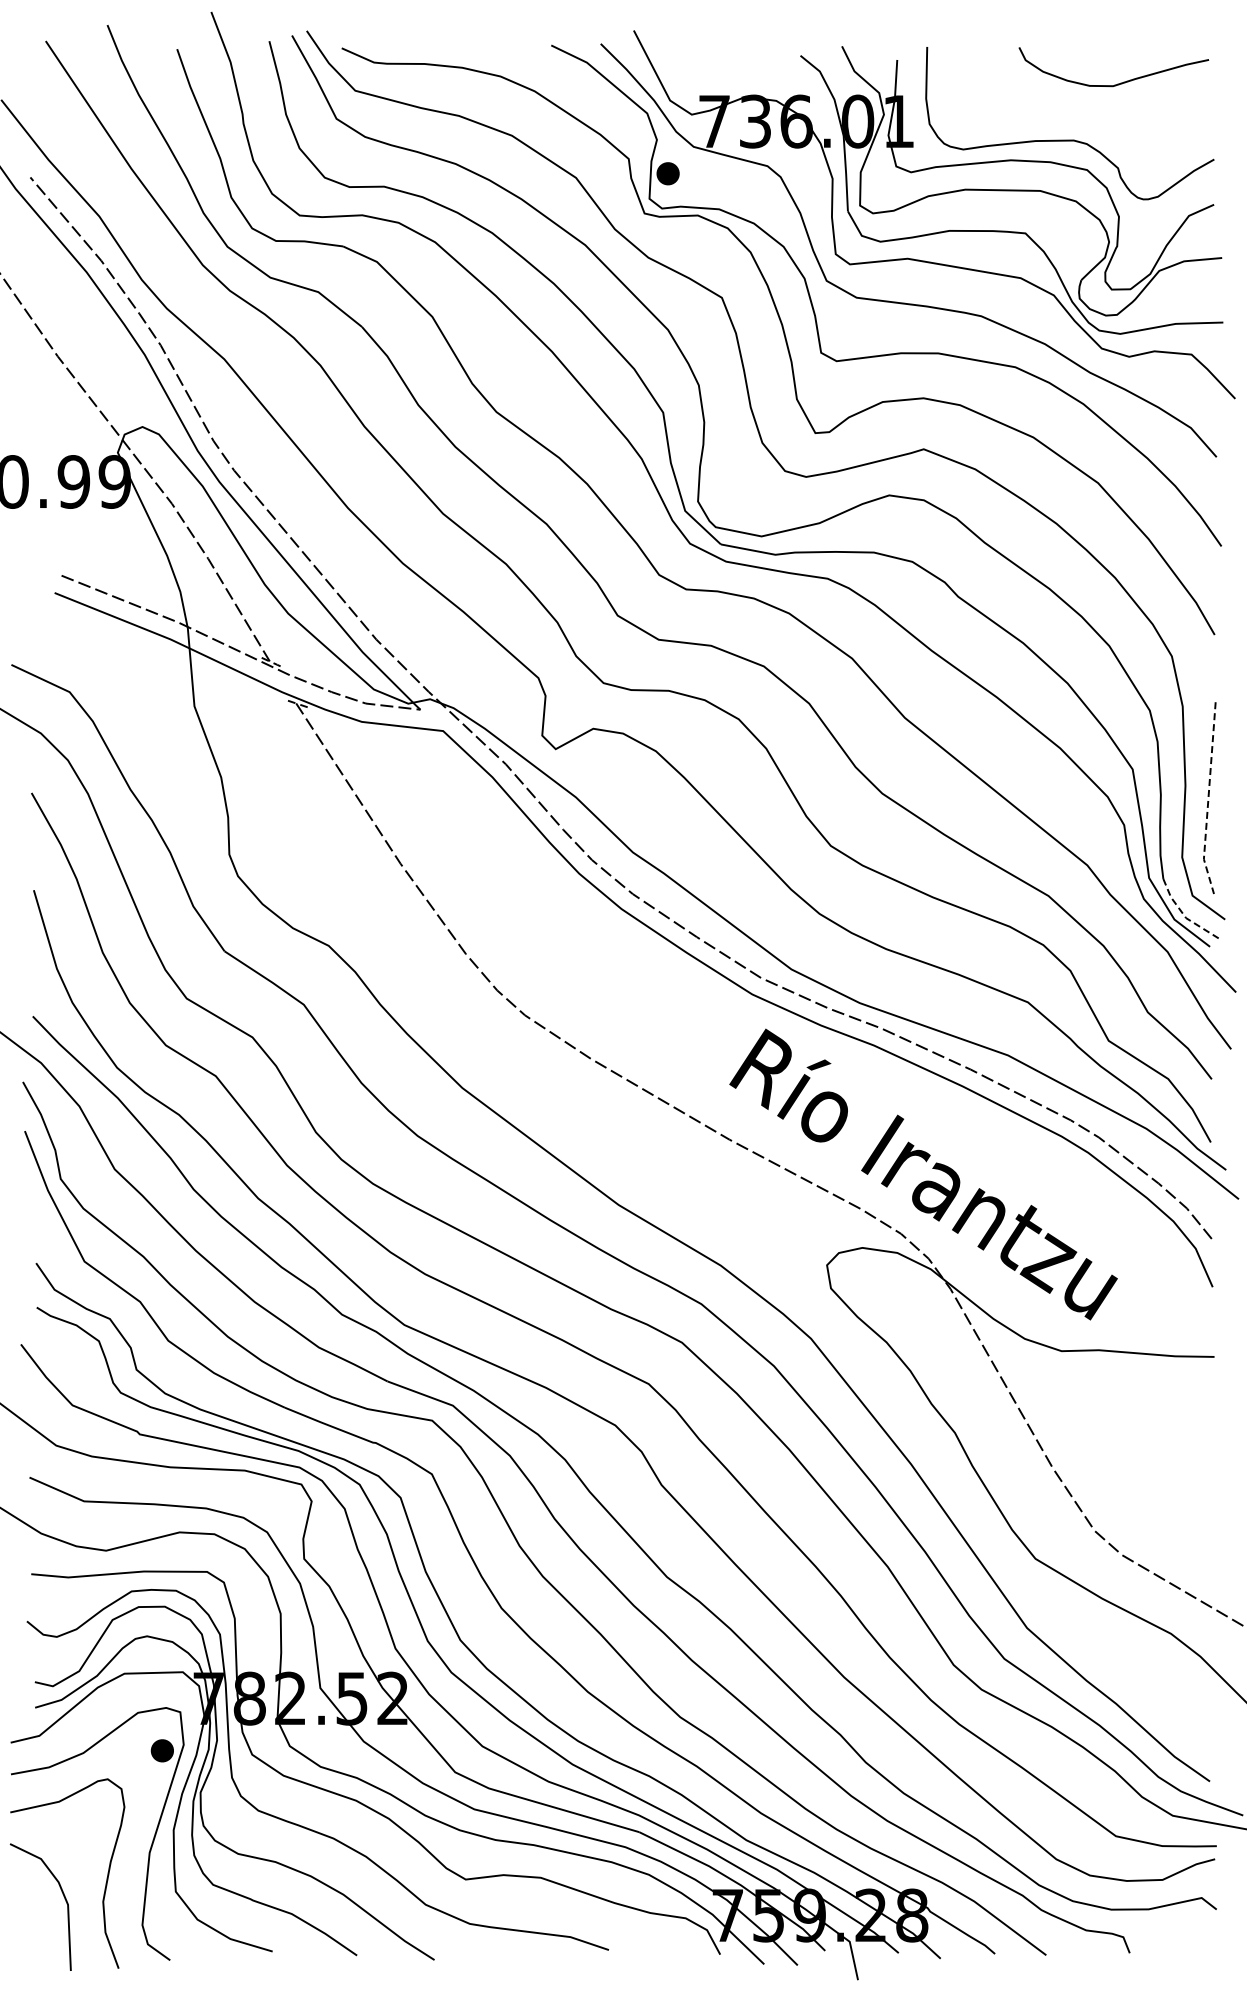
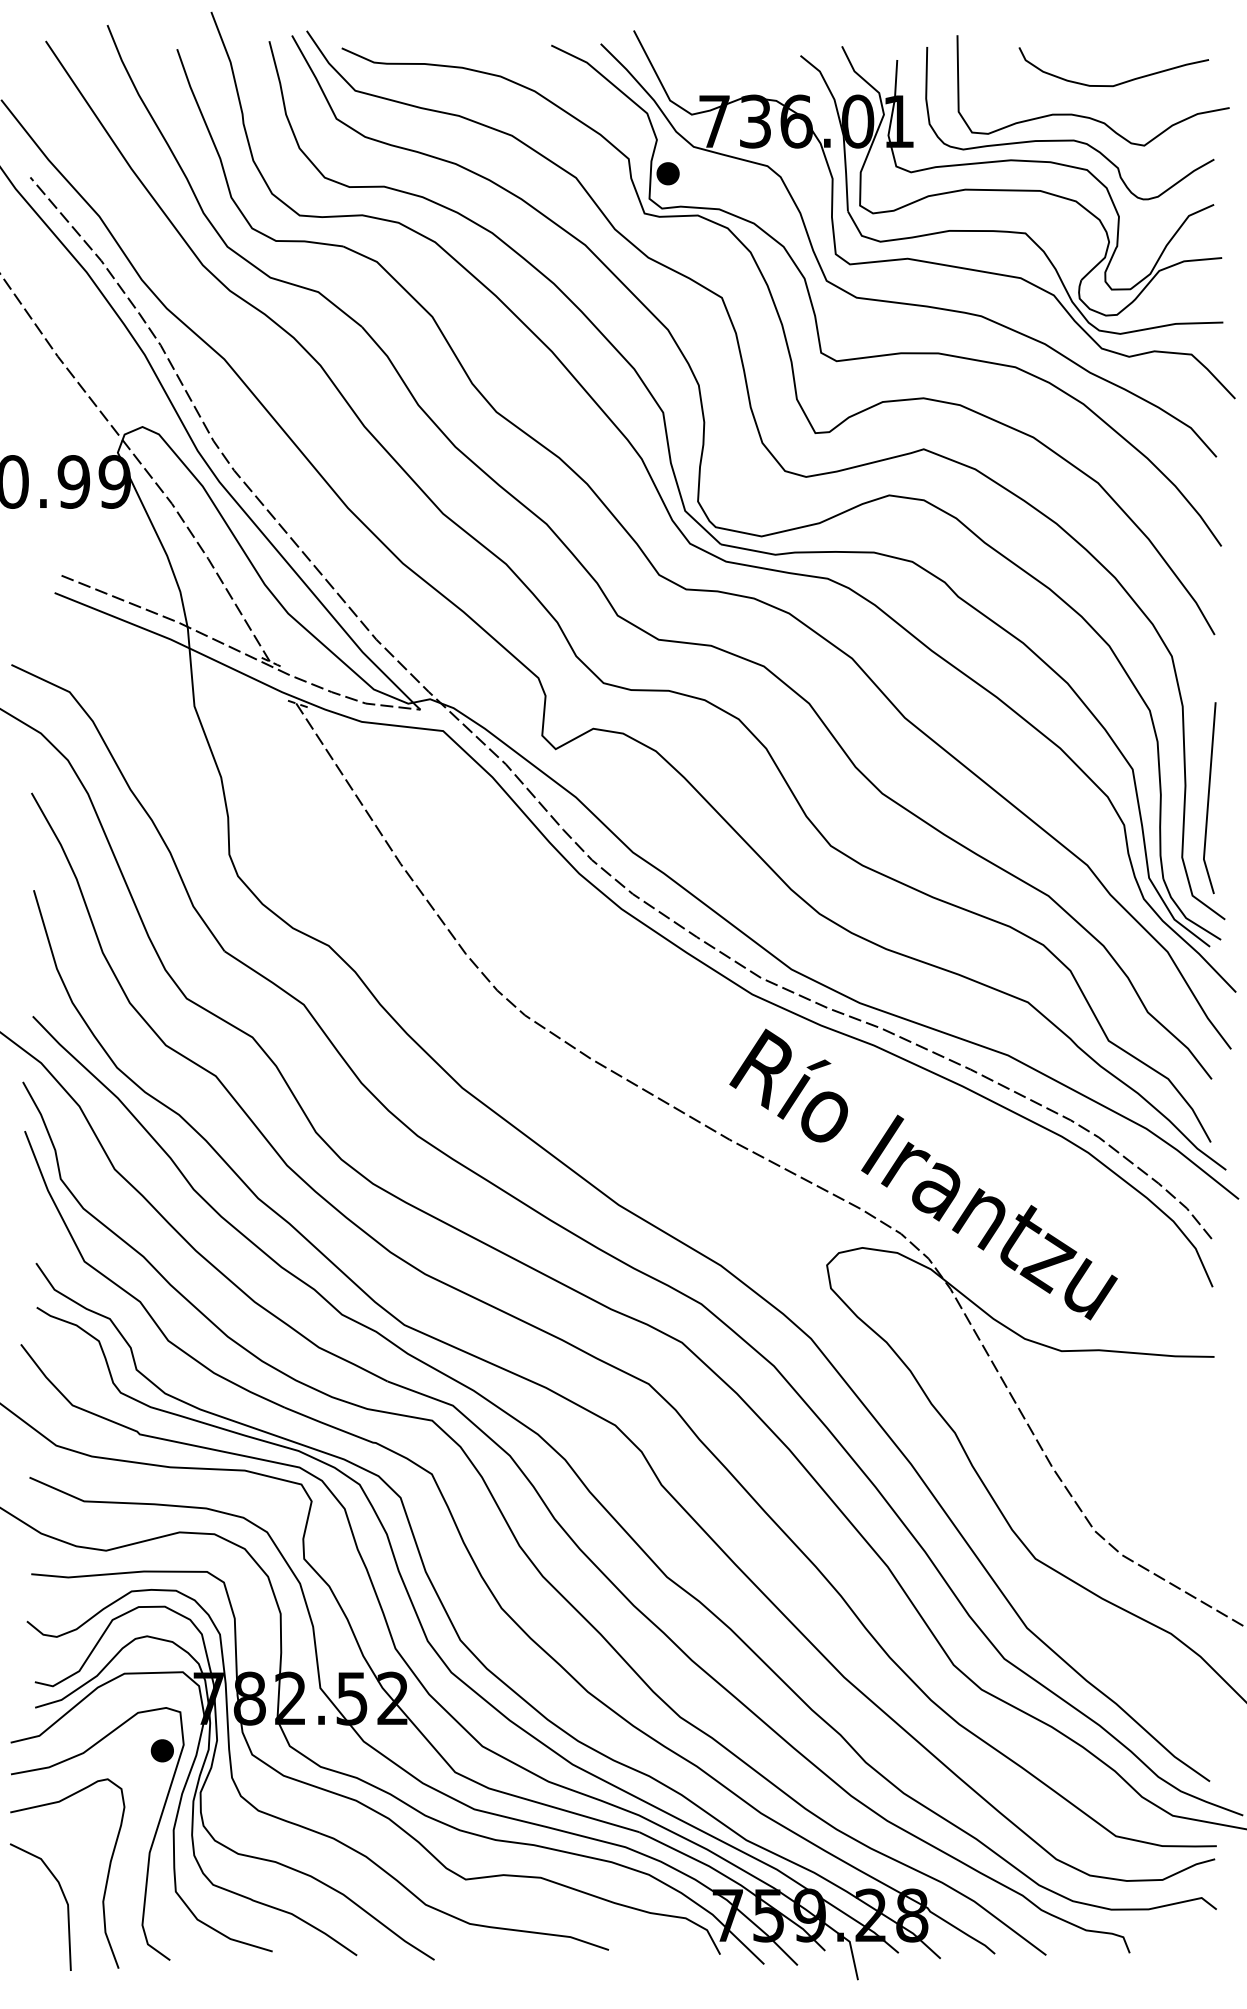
curve: none -> present (1088, 116)
line: dashed -> solid (1208, 799)
line: dashed -> solid (1184, 916)
